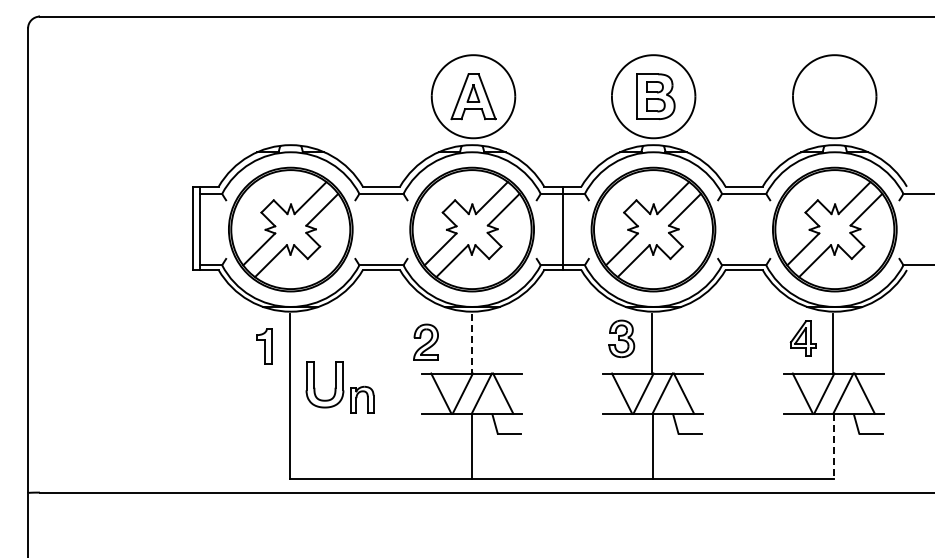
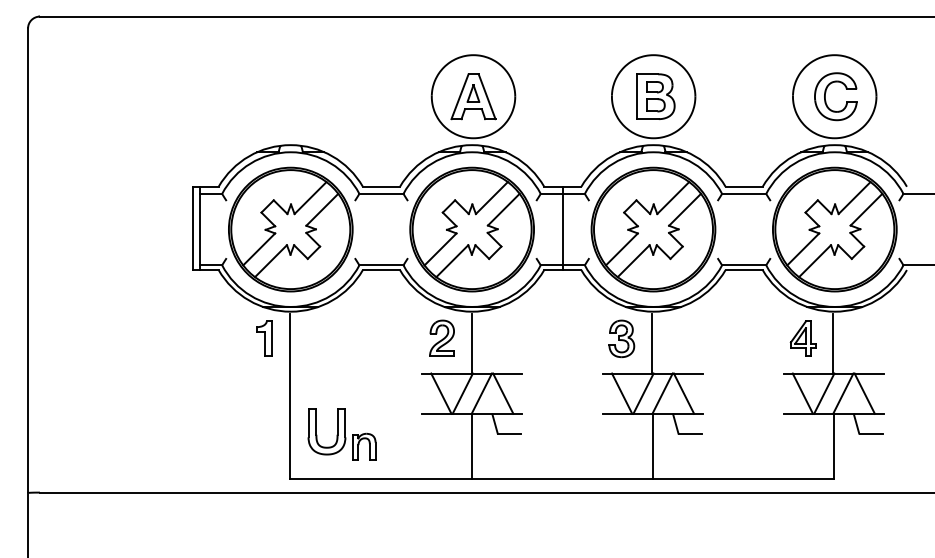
part: none -> present (826, 92)
part position: (425, 341) -> (441, 337) (441, 337)
line: dashed -> solid (471, 343)
part position: (264, 346) -> (264, 338) (264, 338)
part position: (339, 387) -> (341, 434) (341, 434)
line: dashed -> solid (833, 446)
